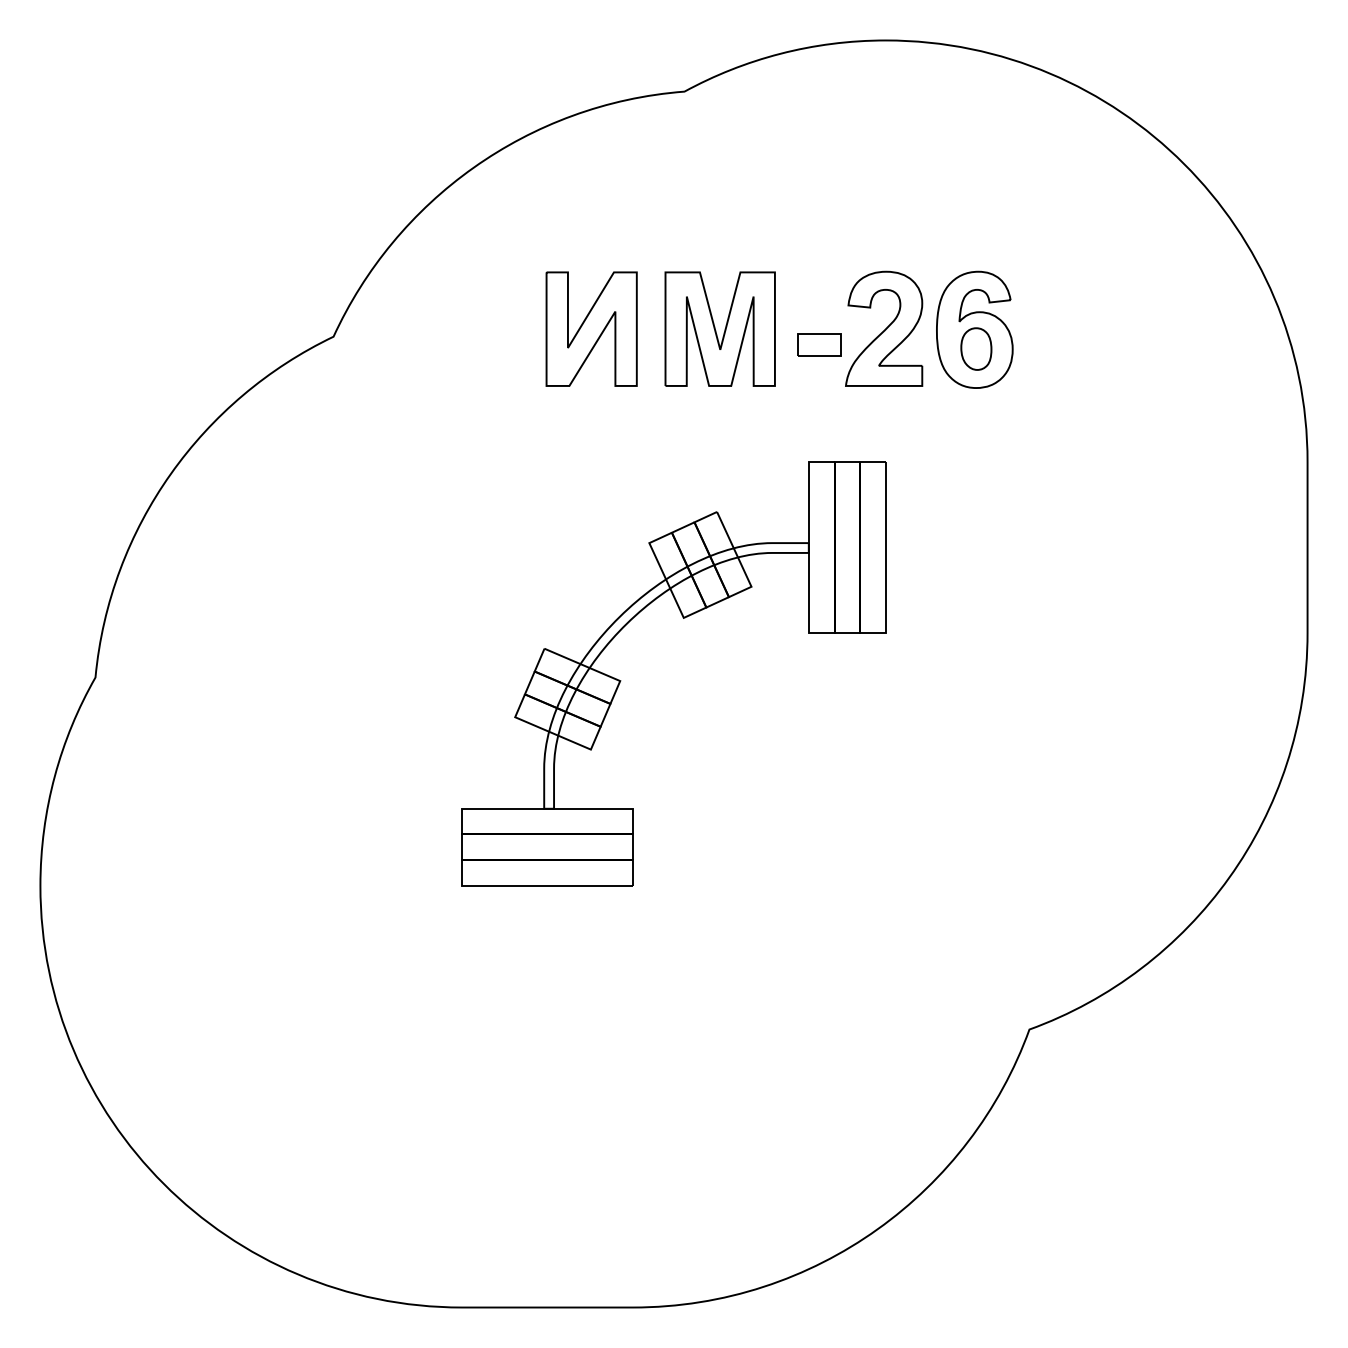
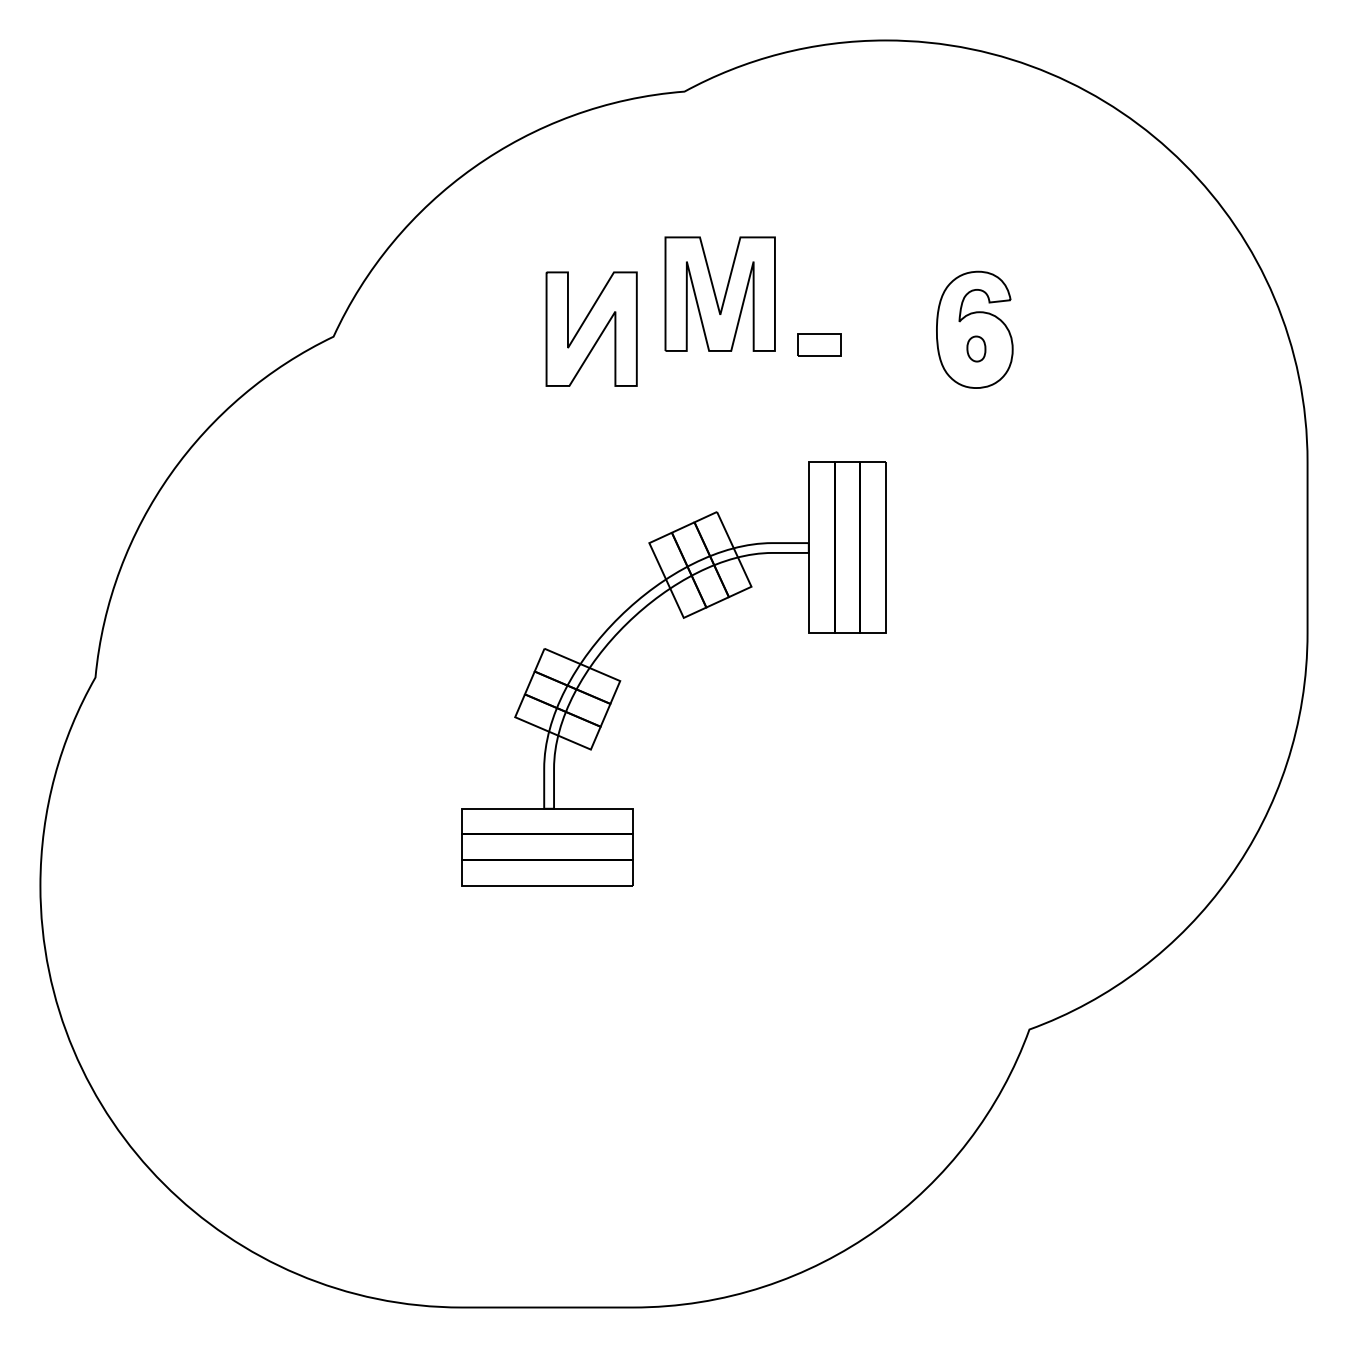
part position: (719, 328) -> (719, 293) (719, 293)
part: present -> none (884, 328)
part size: 33x44 px -> 21x28 px (976, 348)
